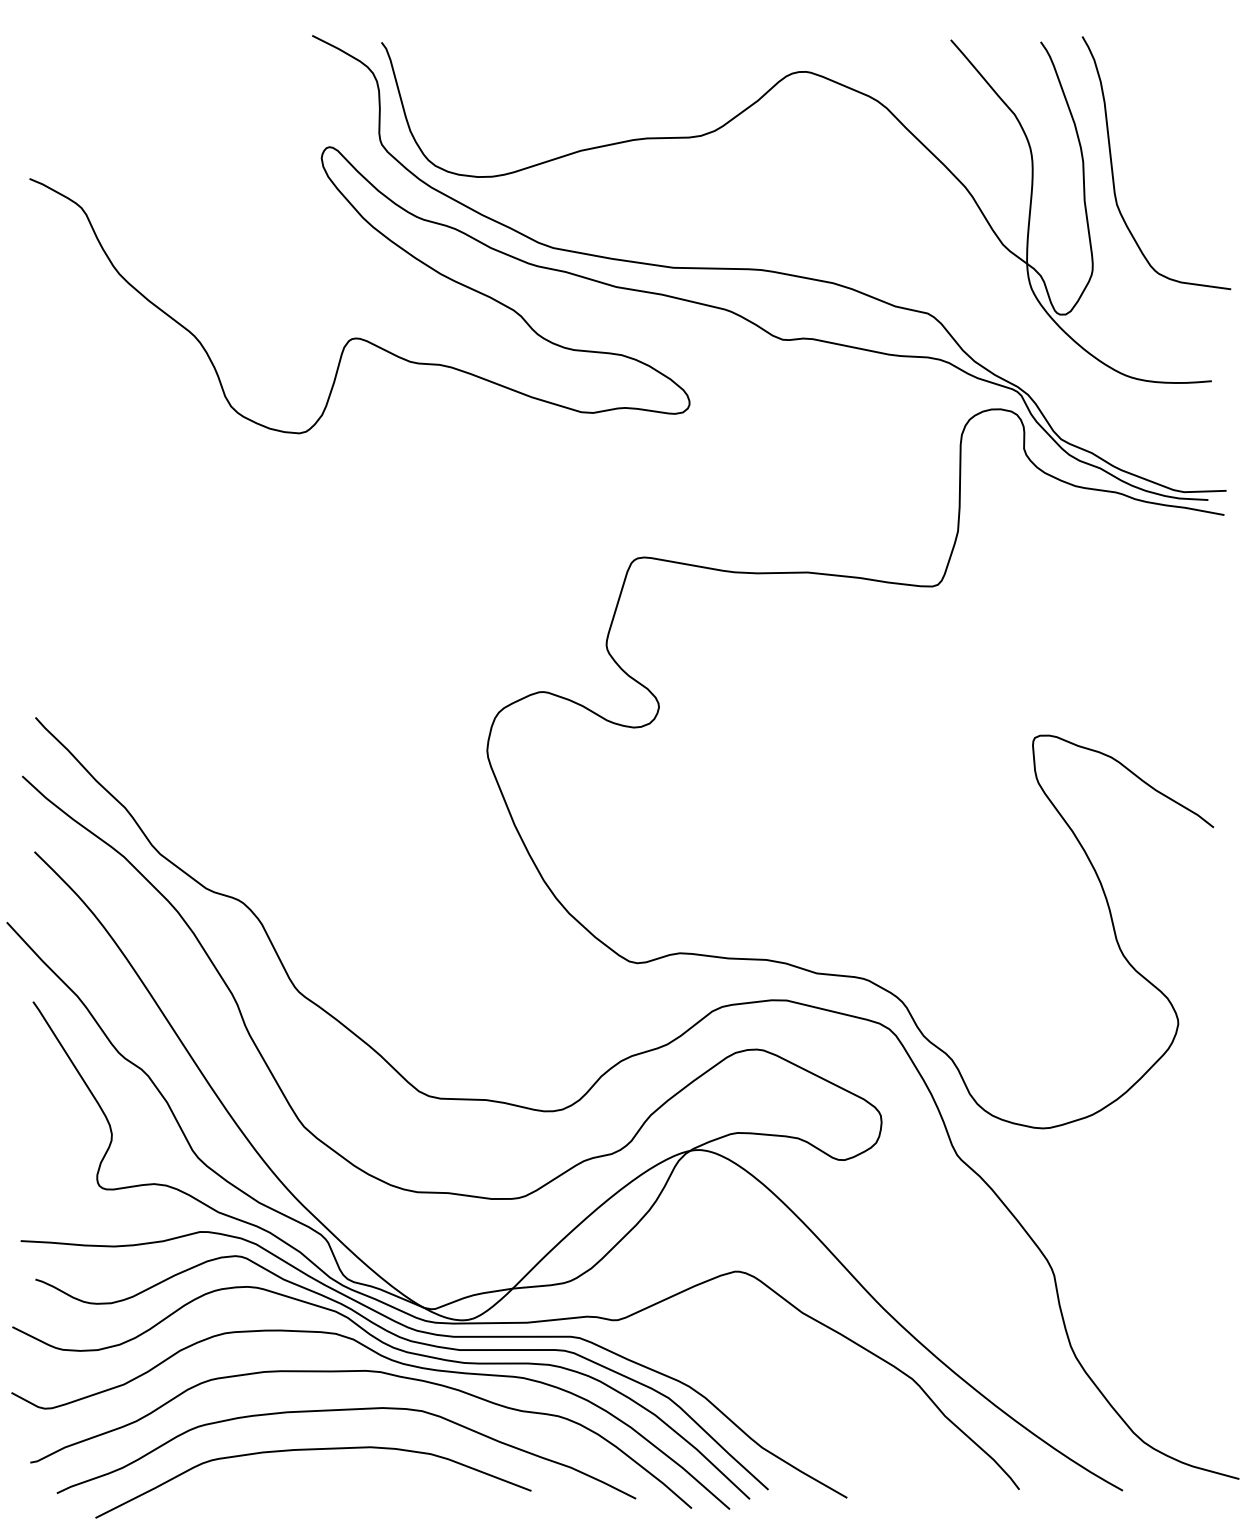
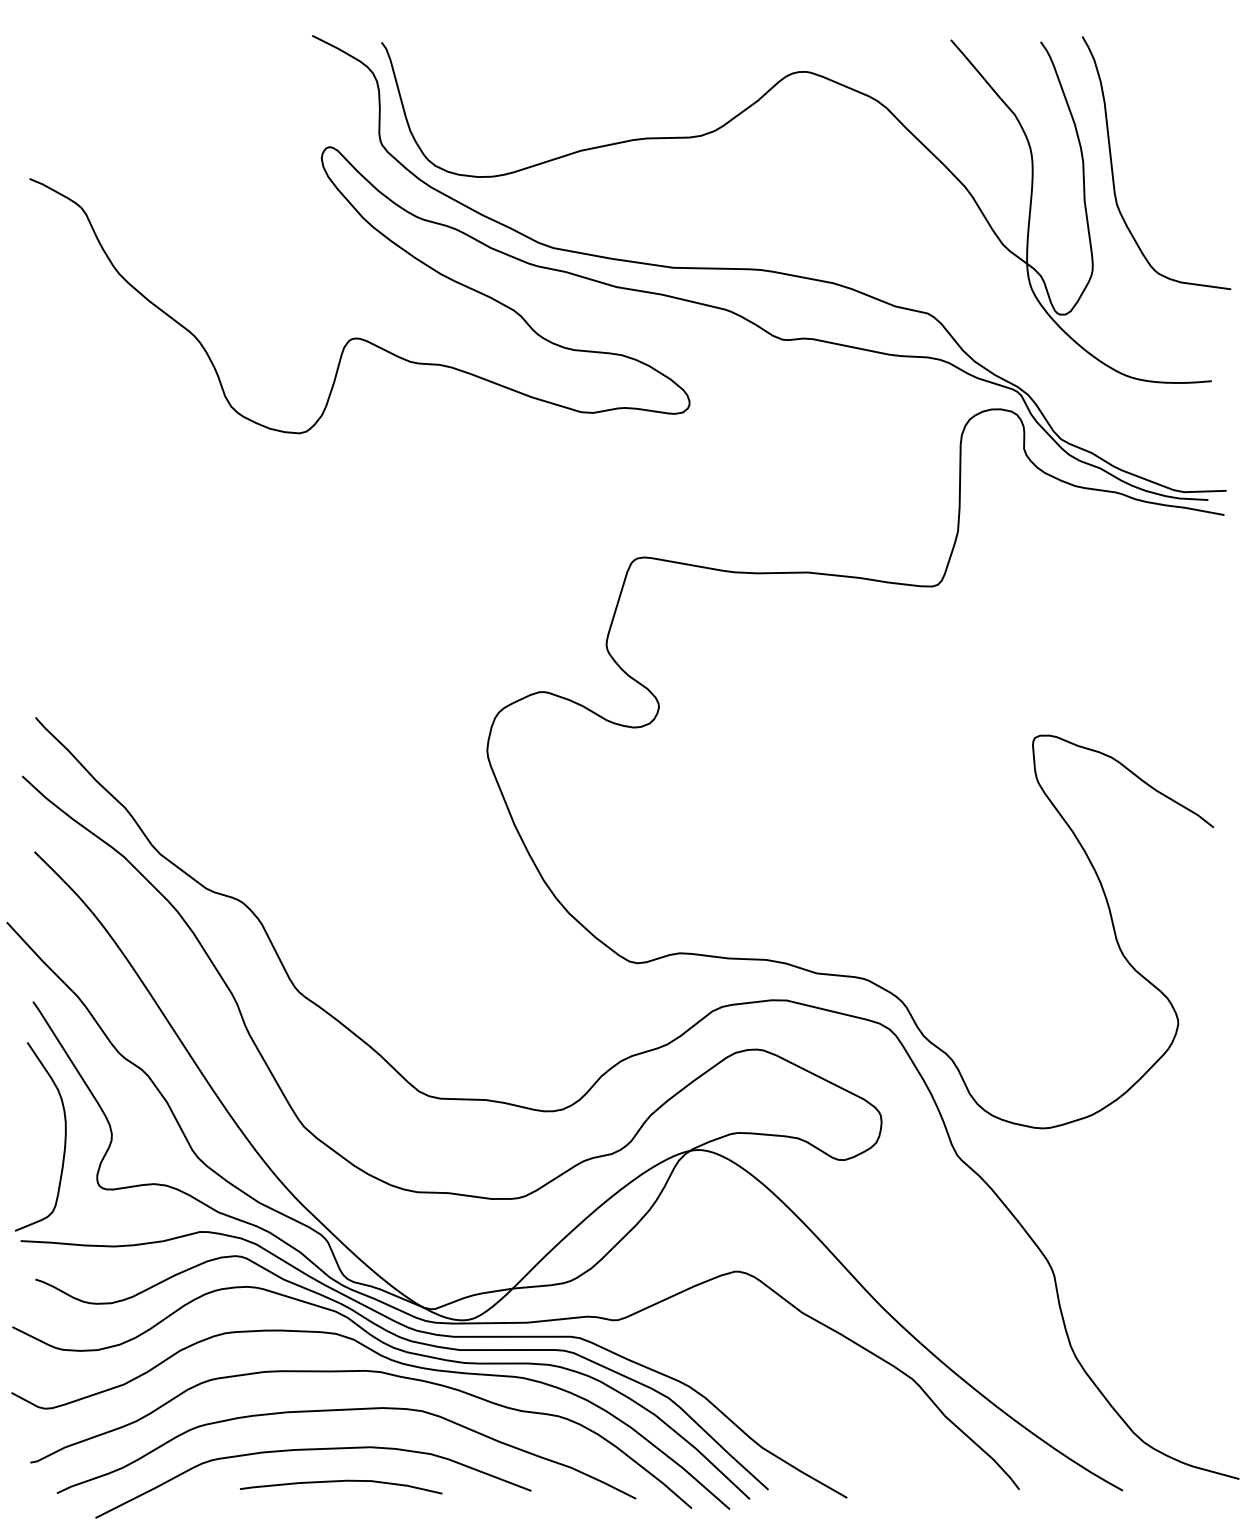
curve: none -> present (64, 1136)
curve: none -> present (341, 1481)
